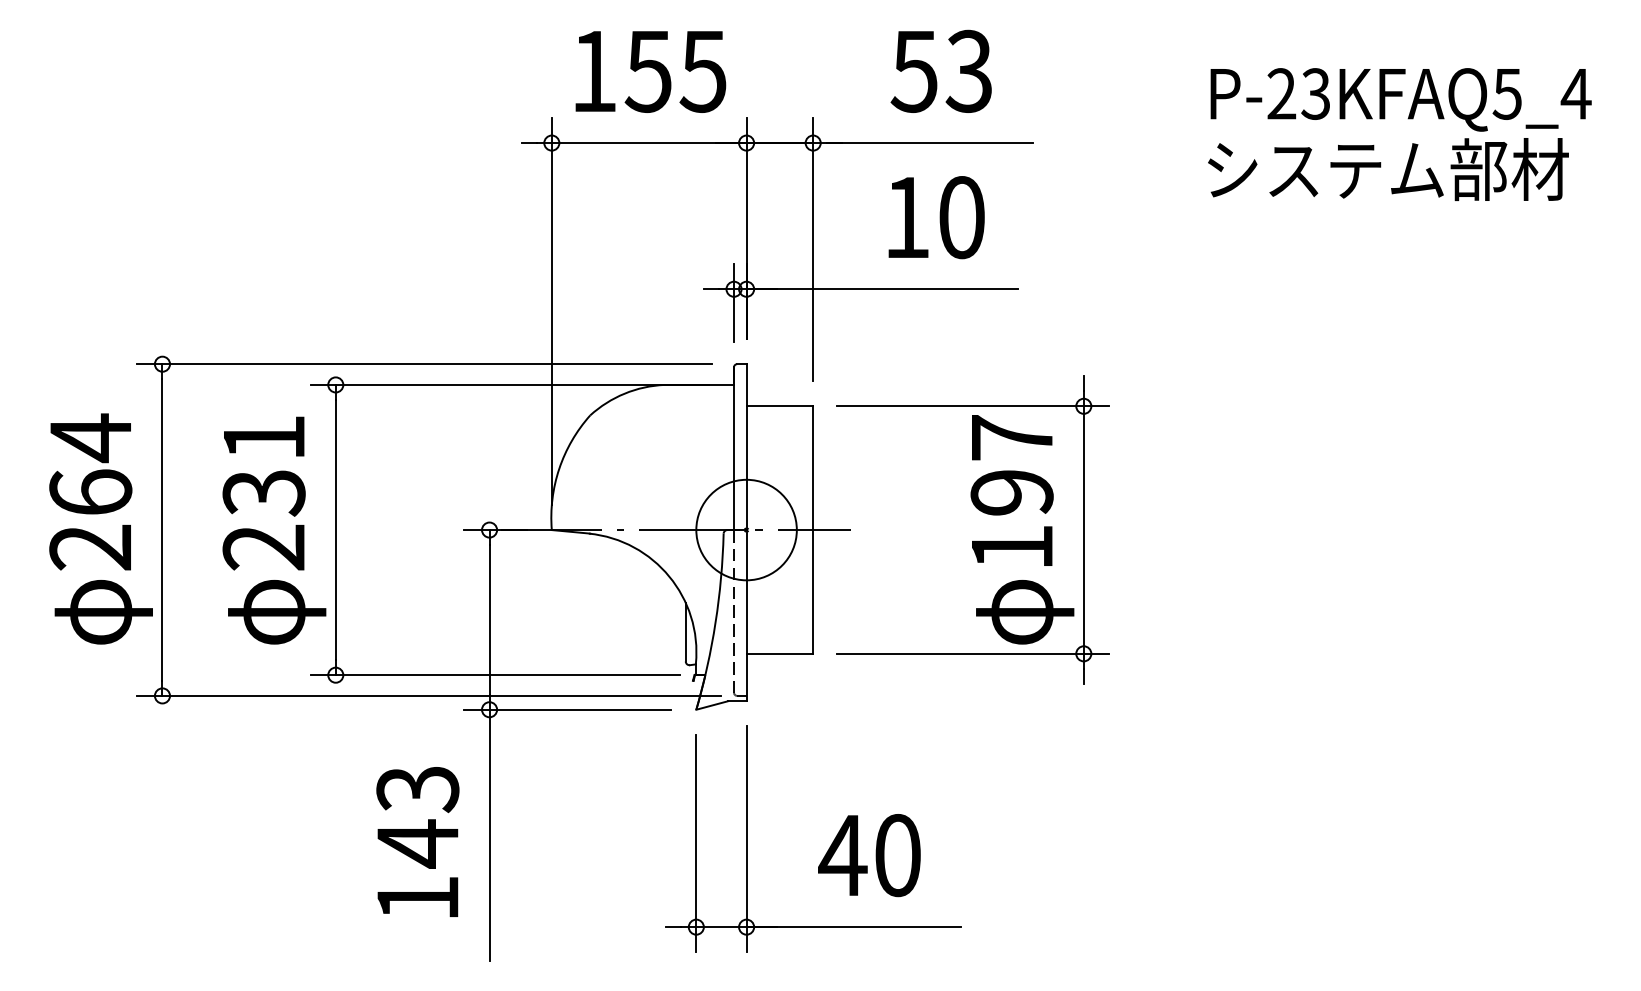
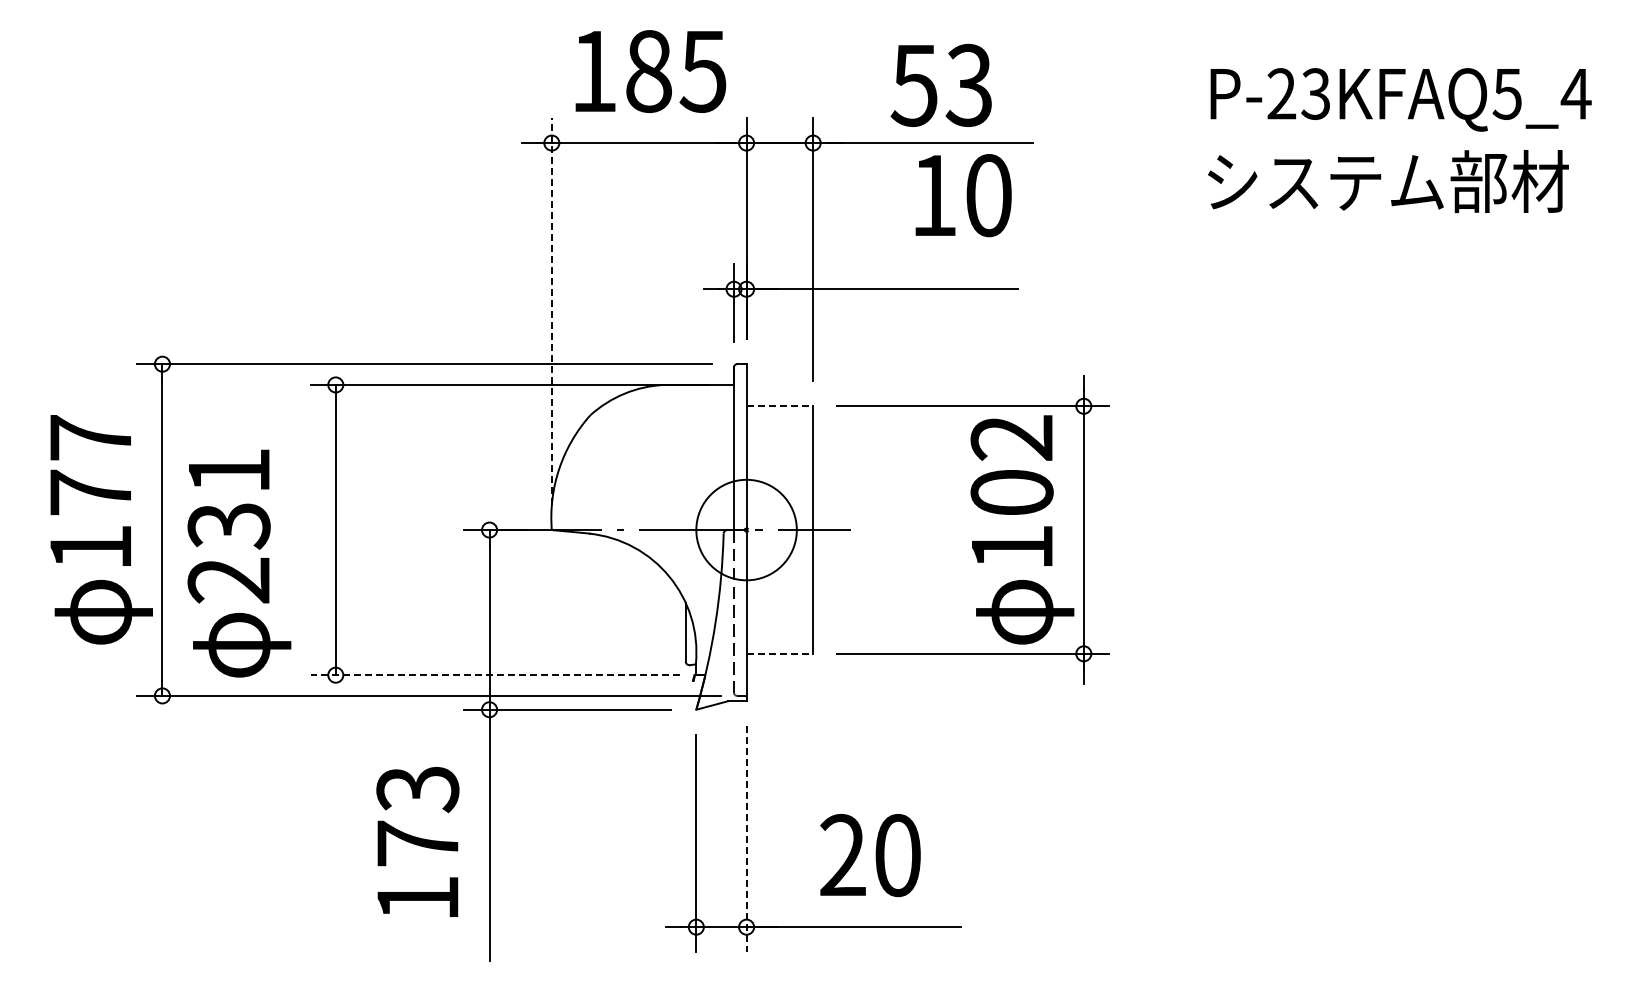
text position: (940, 70) -> (940, 84) (940, 84)
text: 155 -> 185 (647, 71)
text position: (1388, 169) -> (1388, 181) (1388, 181)
text position: (936, 217) -> (963, 195) (963, 195)
line: solid -> dashed (551, 310)
line: solid -> dashed (780, 406)
text: 197 -> 102 (1011, 465)
text: 264 -> 177 (90, 491)
text position: (274, 530) -> (239, 563) (239, 563)
line: solid -> dashed (780, 653)
line: solid -> dashed (495, 675)
line: solid -> dashed (746, 839)
text: 143 -> 173 (417, 843)
text: 40 -> 20 (842, 854)
